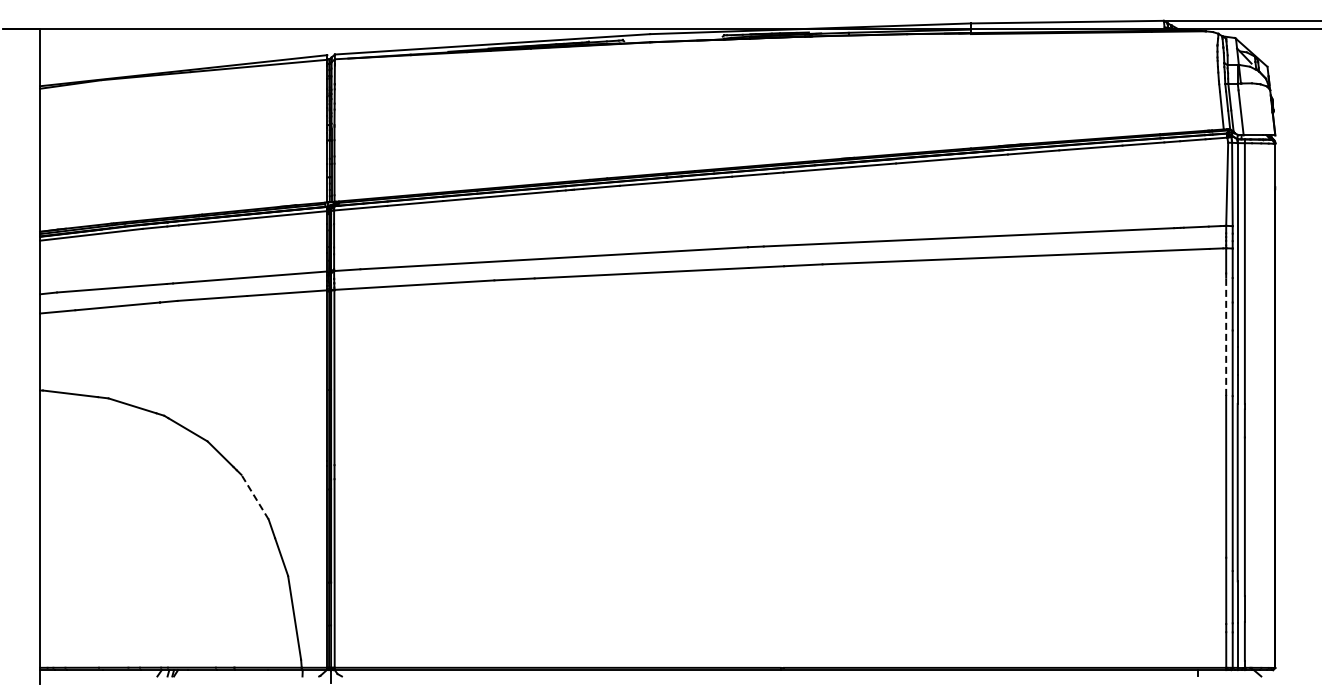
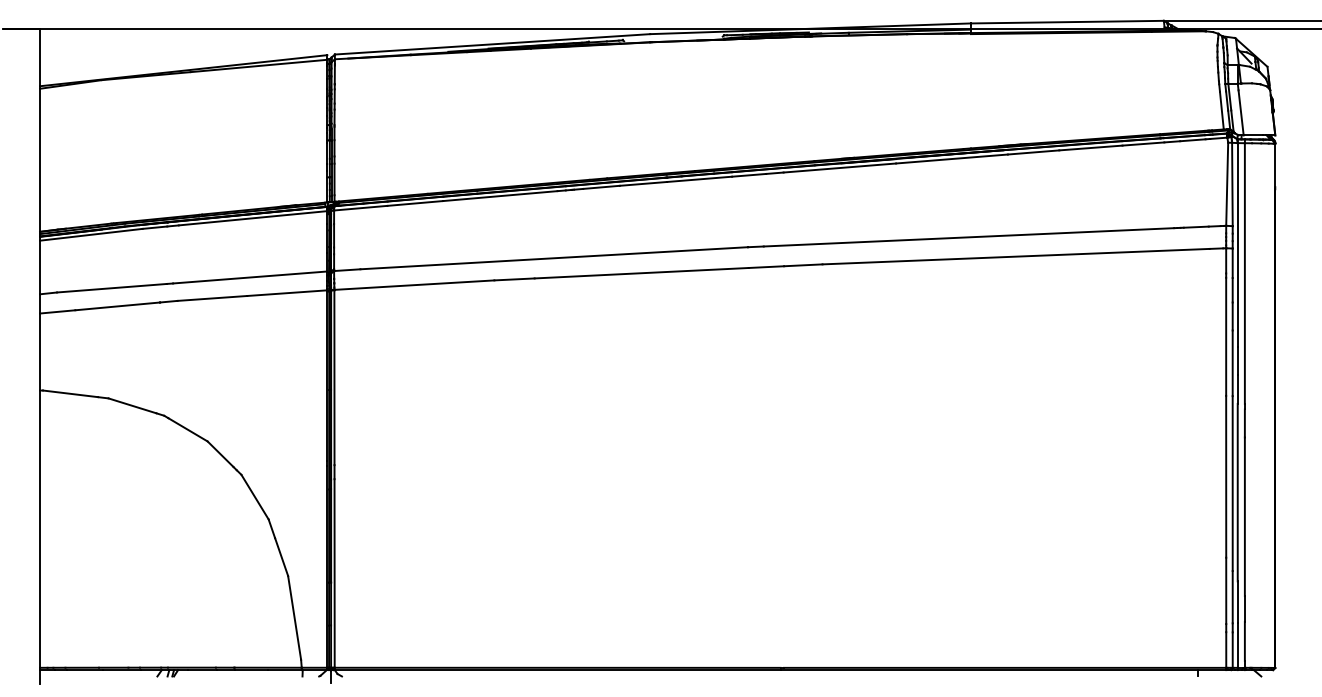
line: dashed -> solid (1226, 336)
line: dashed -> solid (254, 496)
